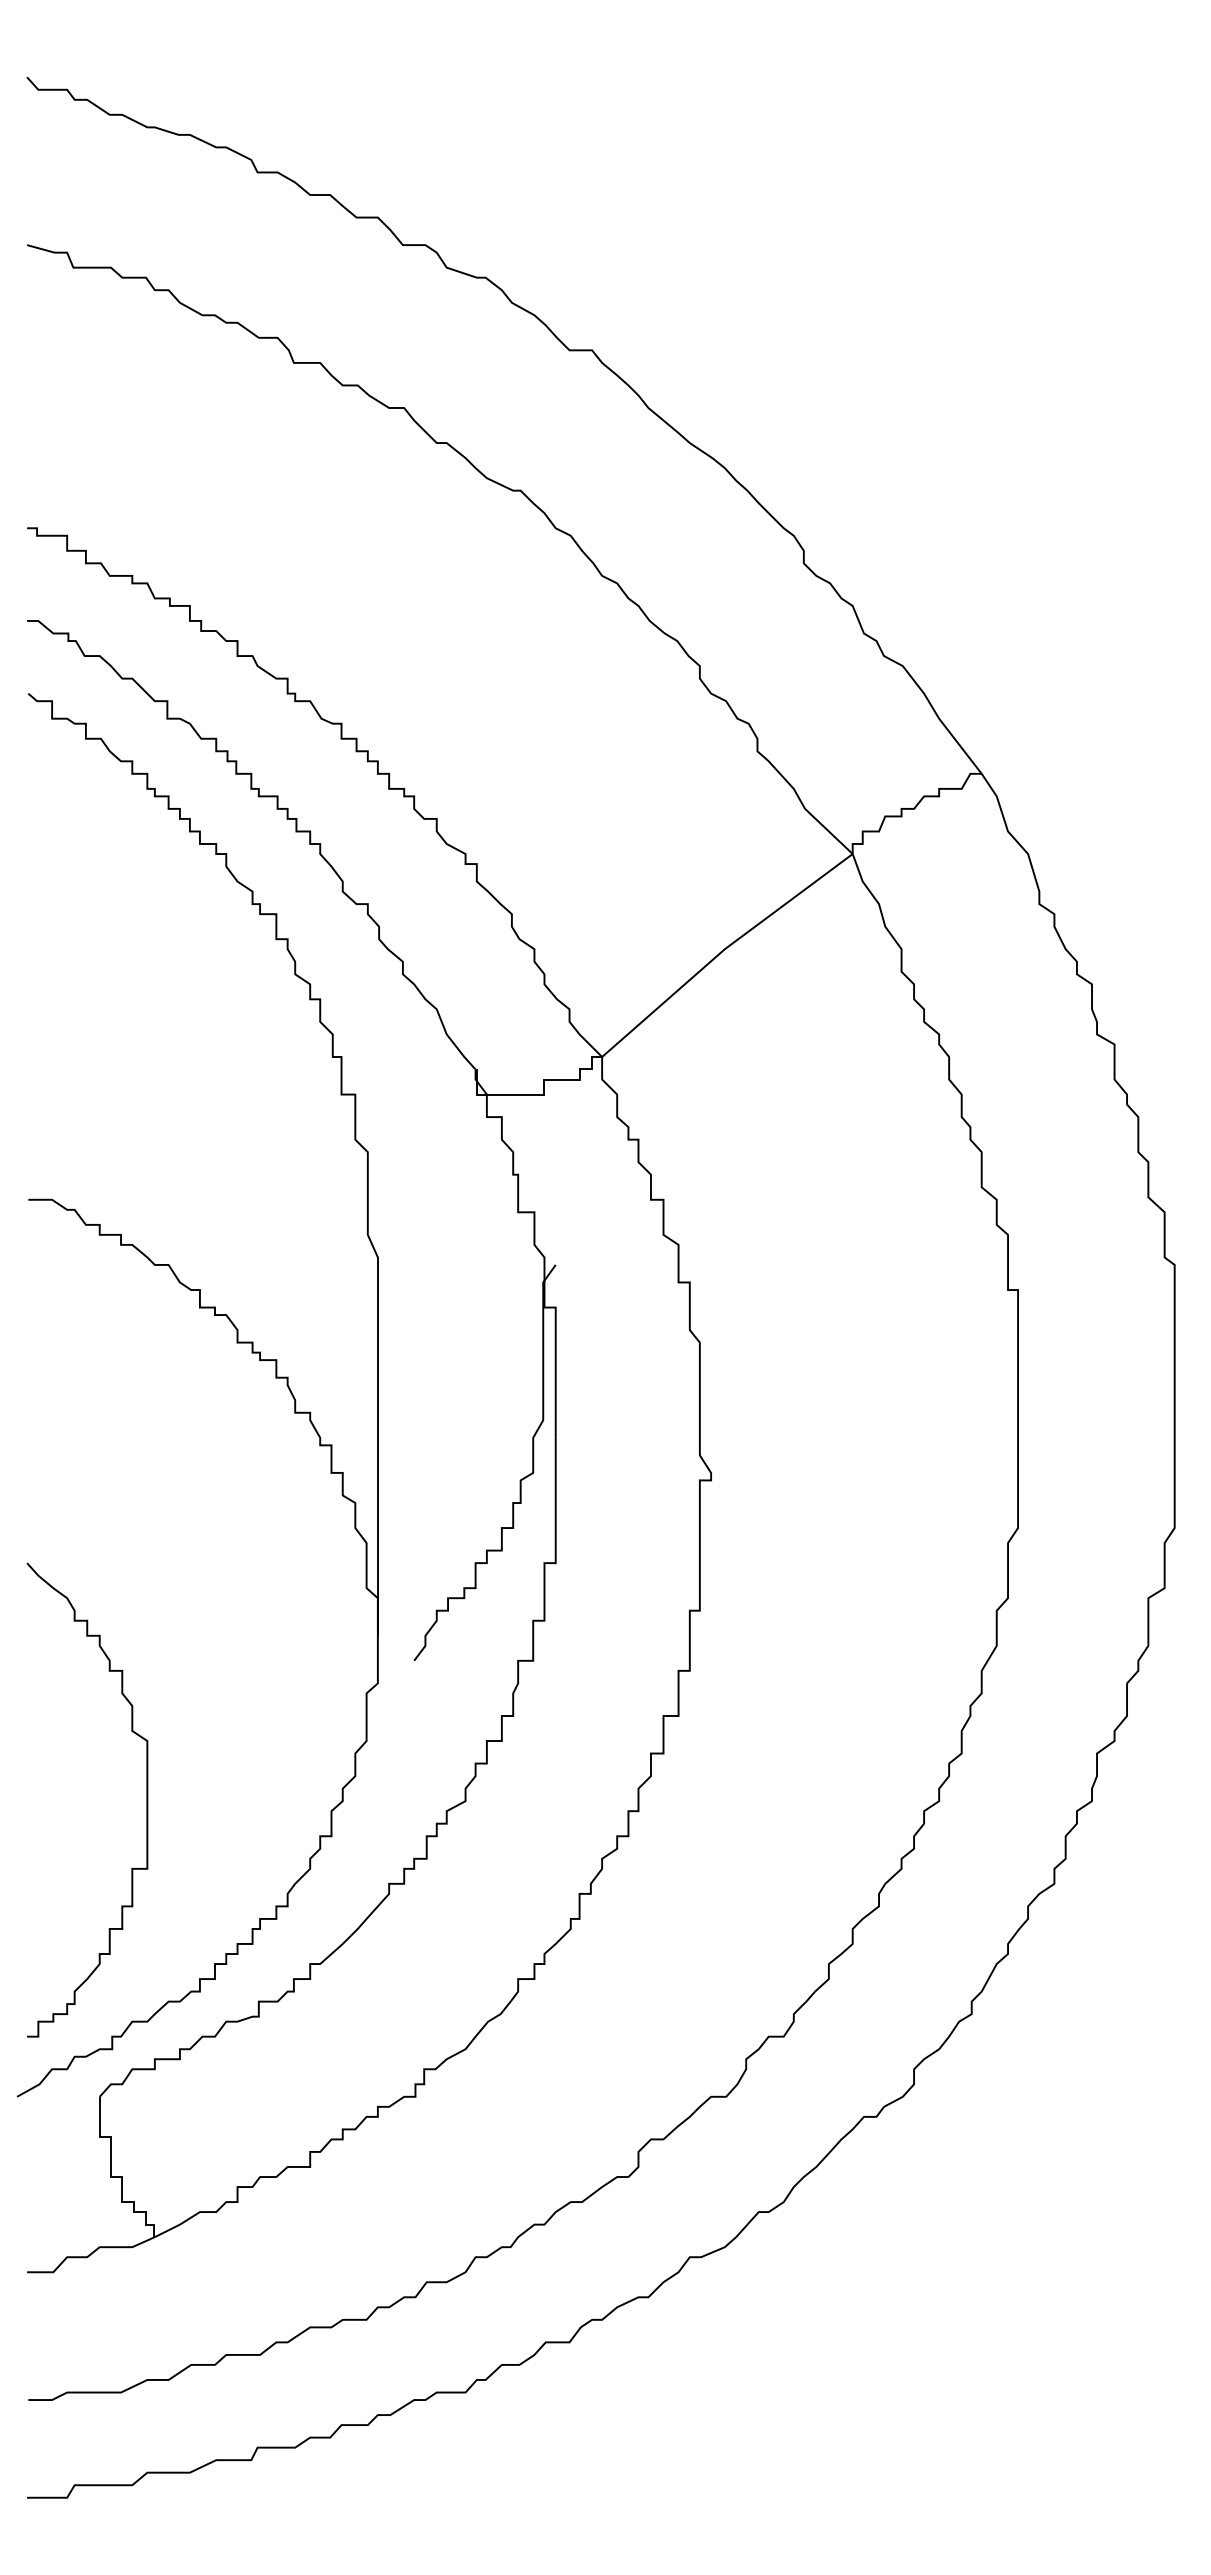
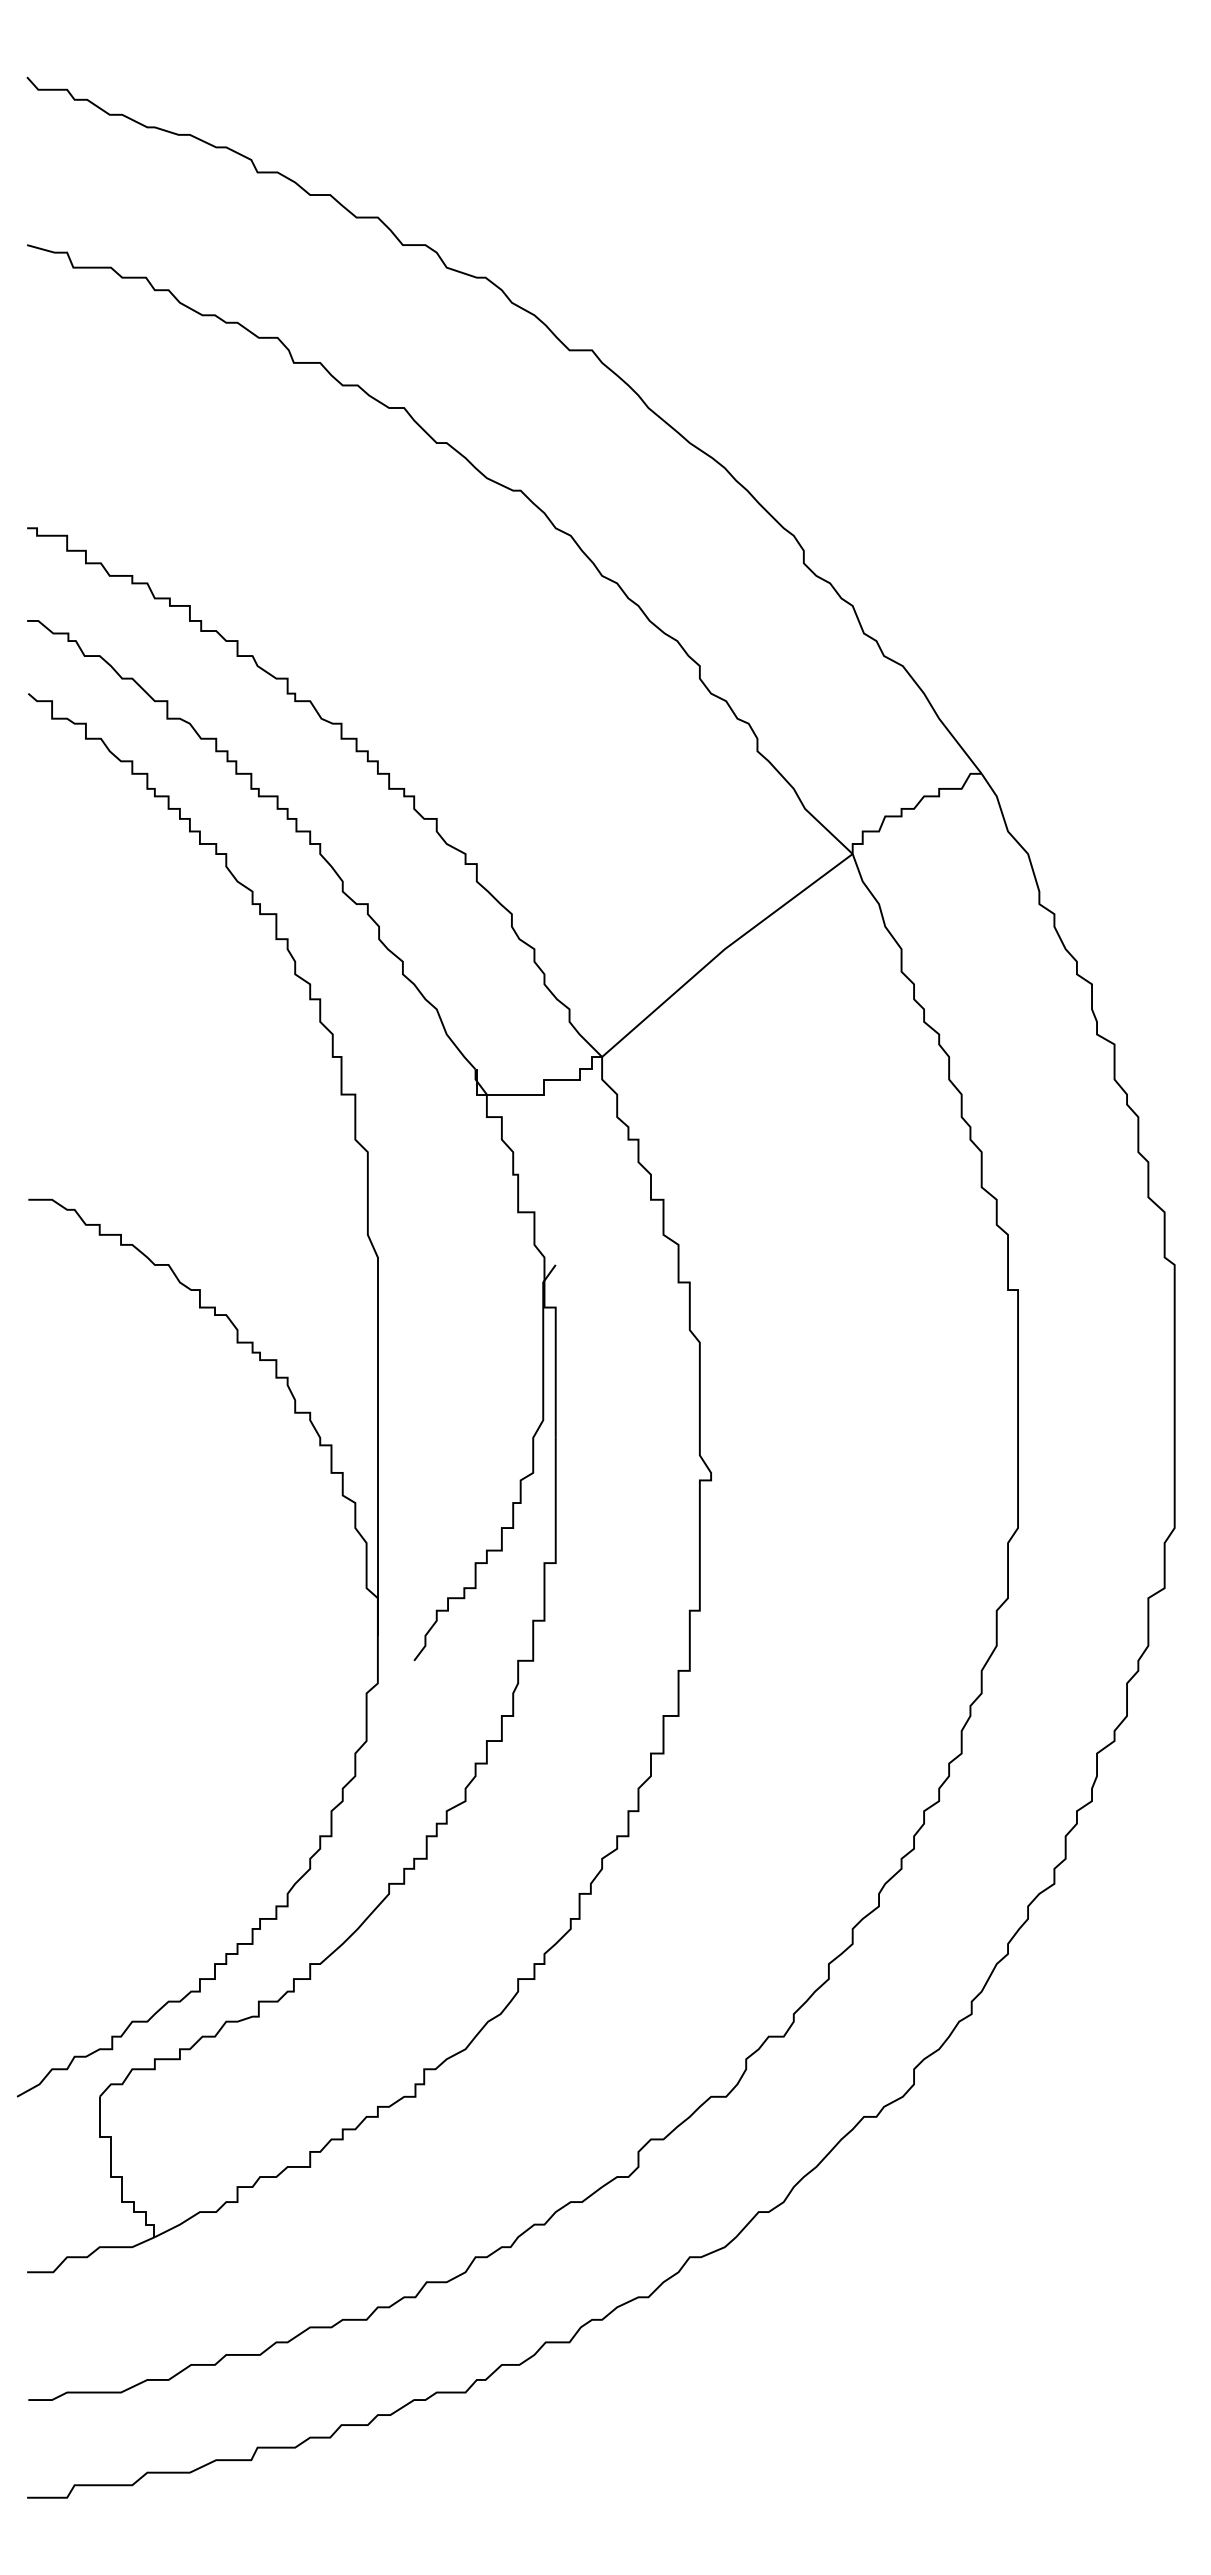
curve: present -> none (146, 1799)
